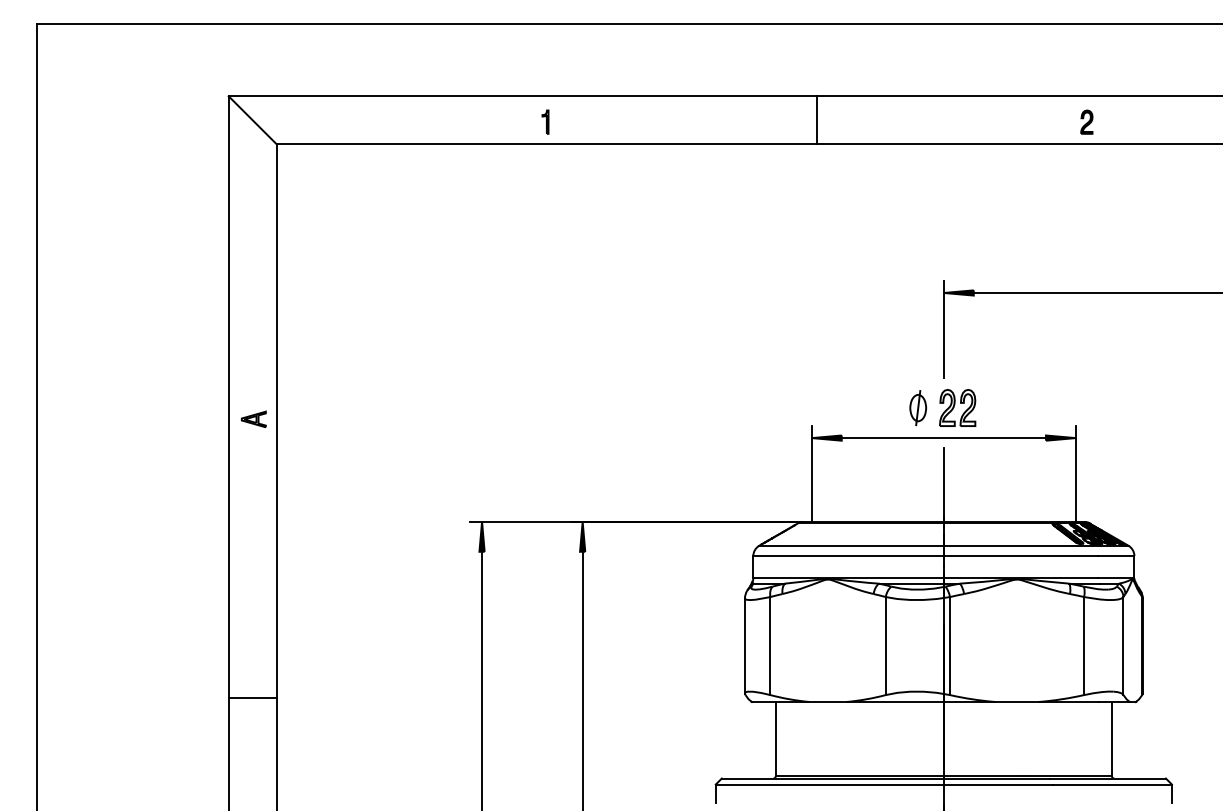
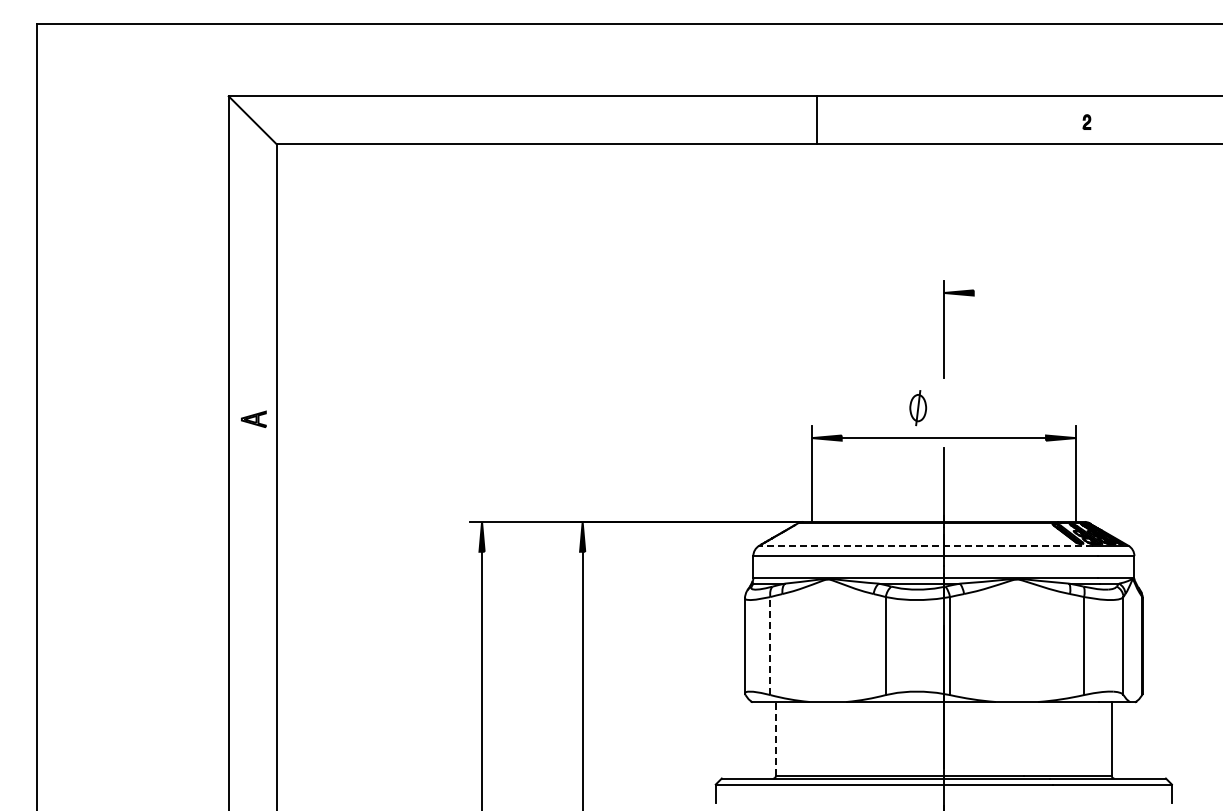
part: present -> none (545, 121)
part size: 14x26 px -> 10x16 px (1086, 121)
line: present -> none (1096, 292)
part: present -> none (957, 407)
line: solid -> dashed (926, 545)
line: solid -> dashed (770, 645)
line: present -> none (252, 698)
line: solid -> dashed (775, 738)
